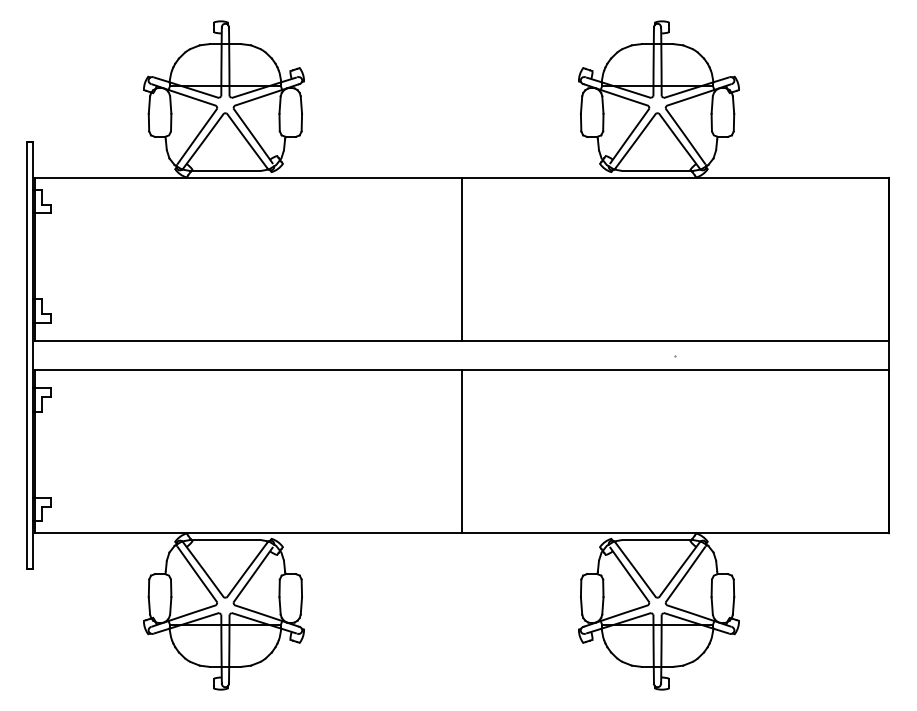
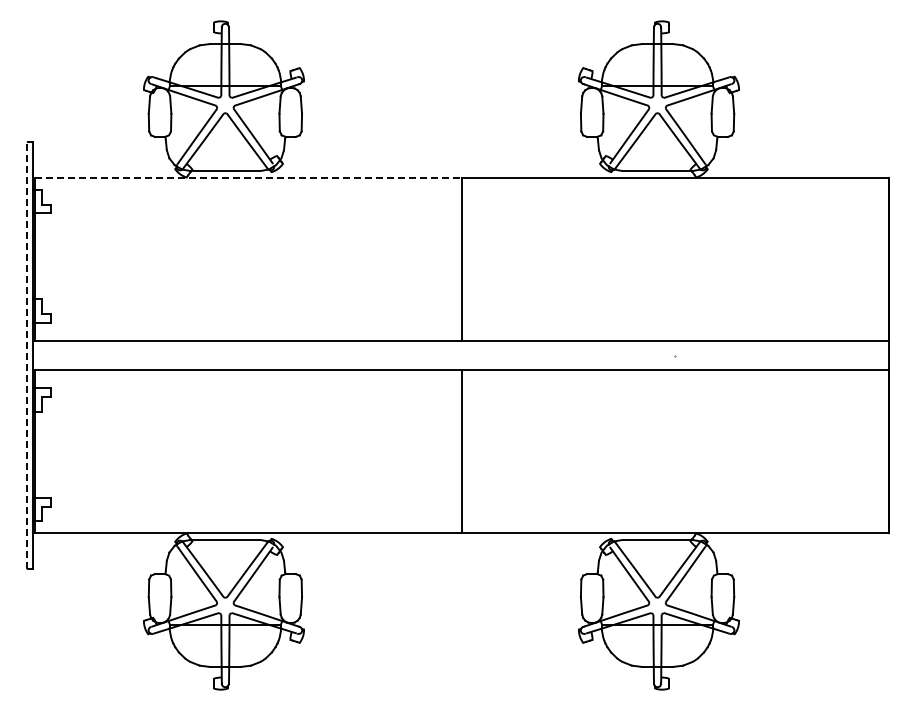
line: solid -> dashed (249, 177)
line: solid -> dashed (27, 355)
